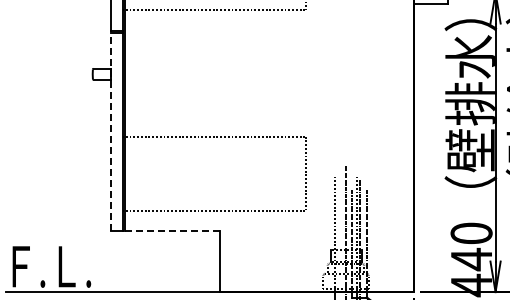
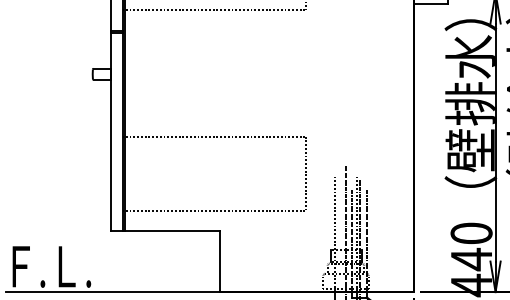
line: dashed -> solid (111, 132)
line: dashed -> solid (172, 230)
